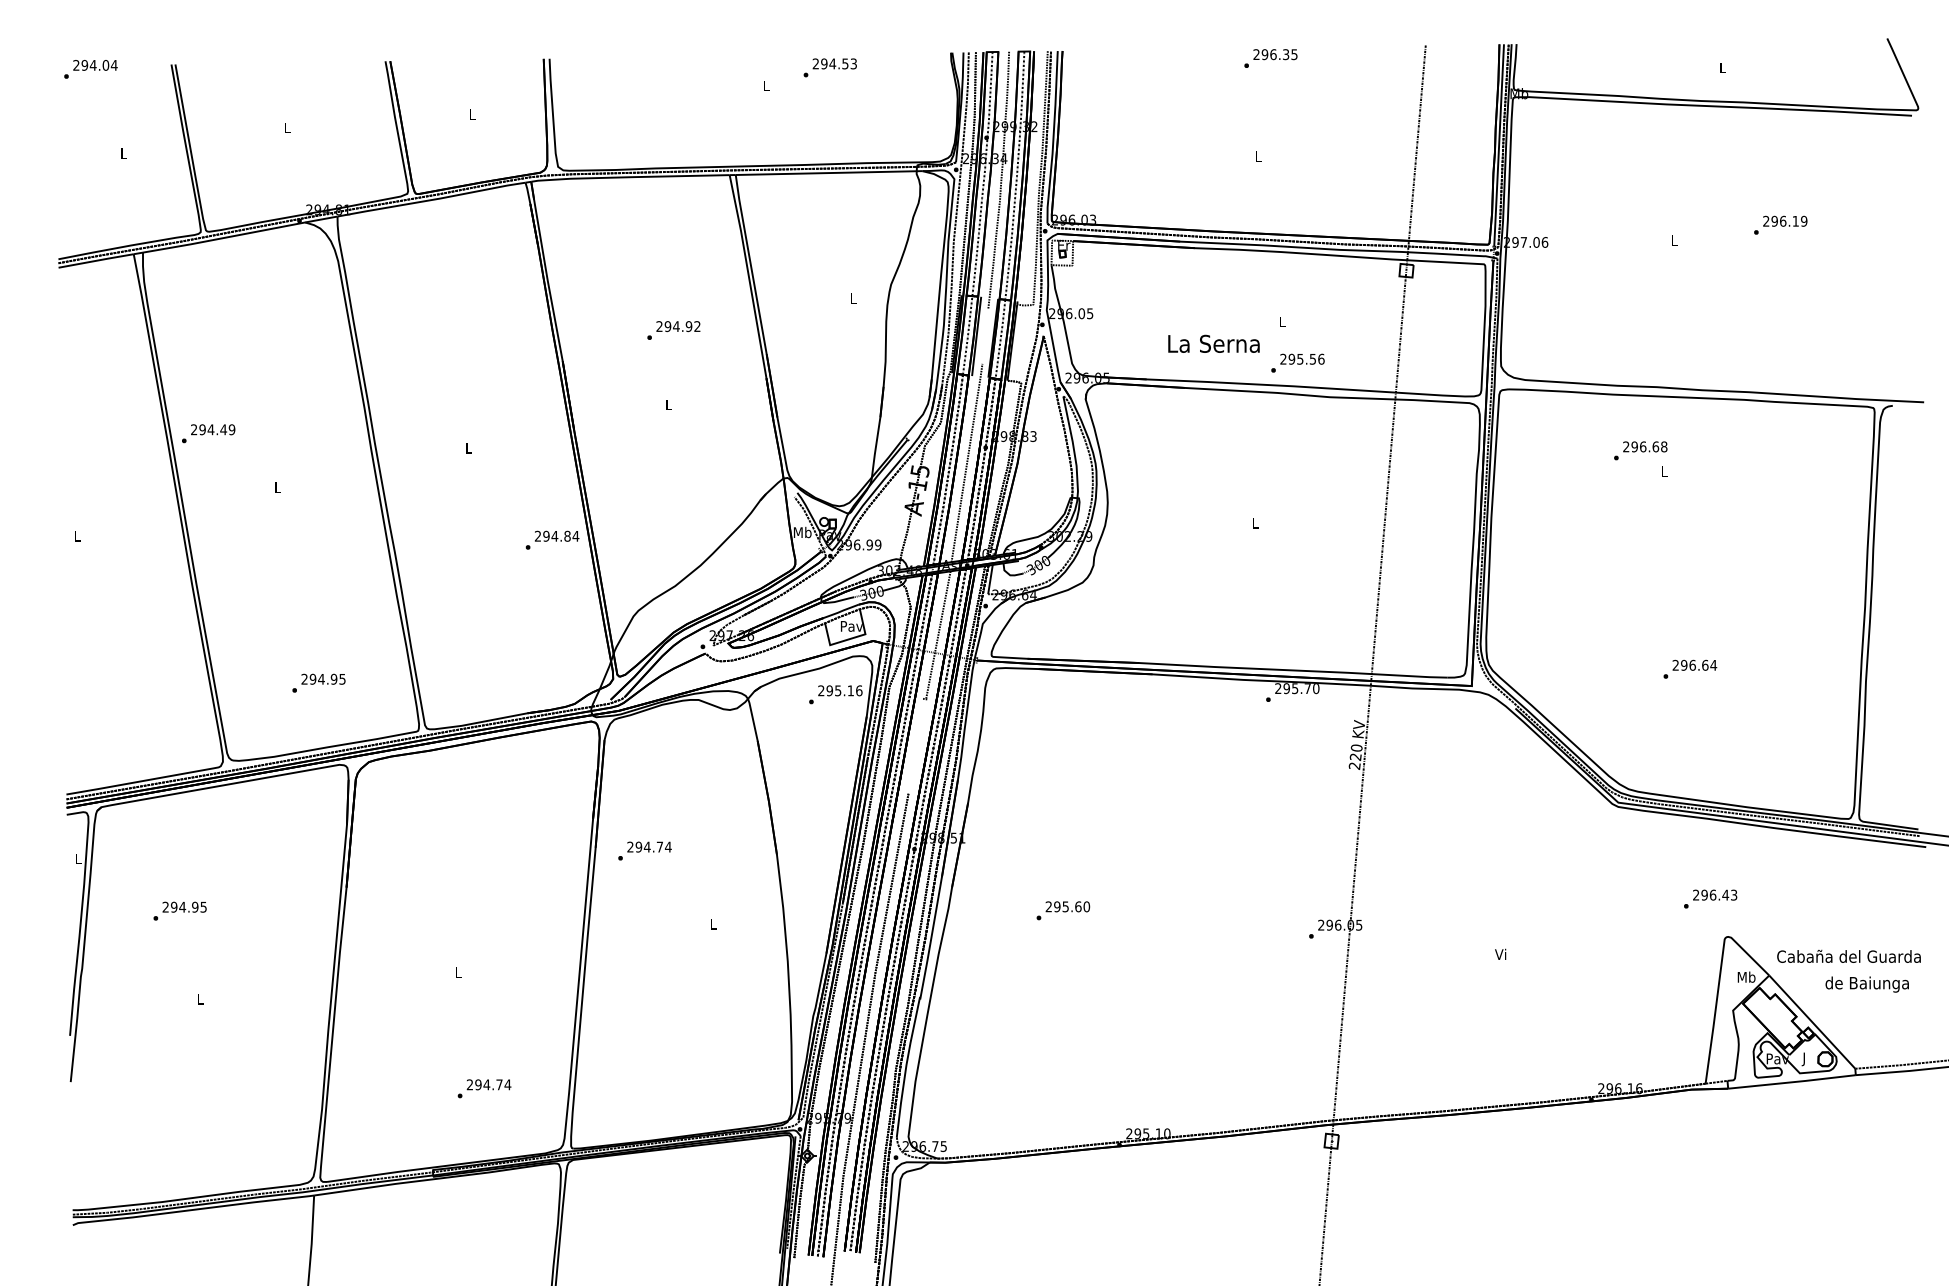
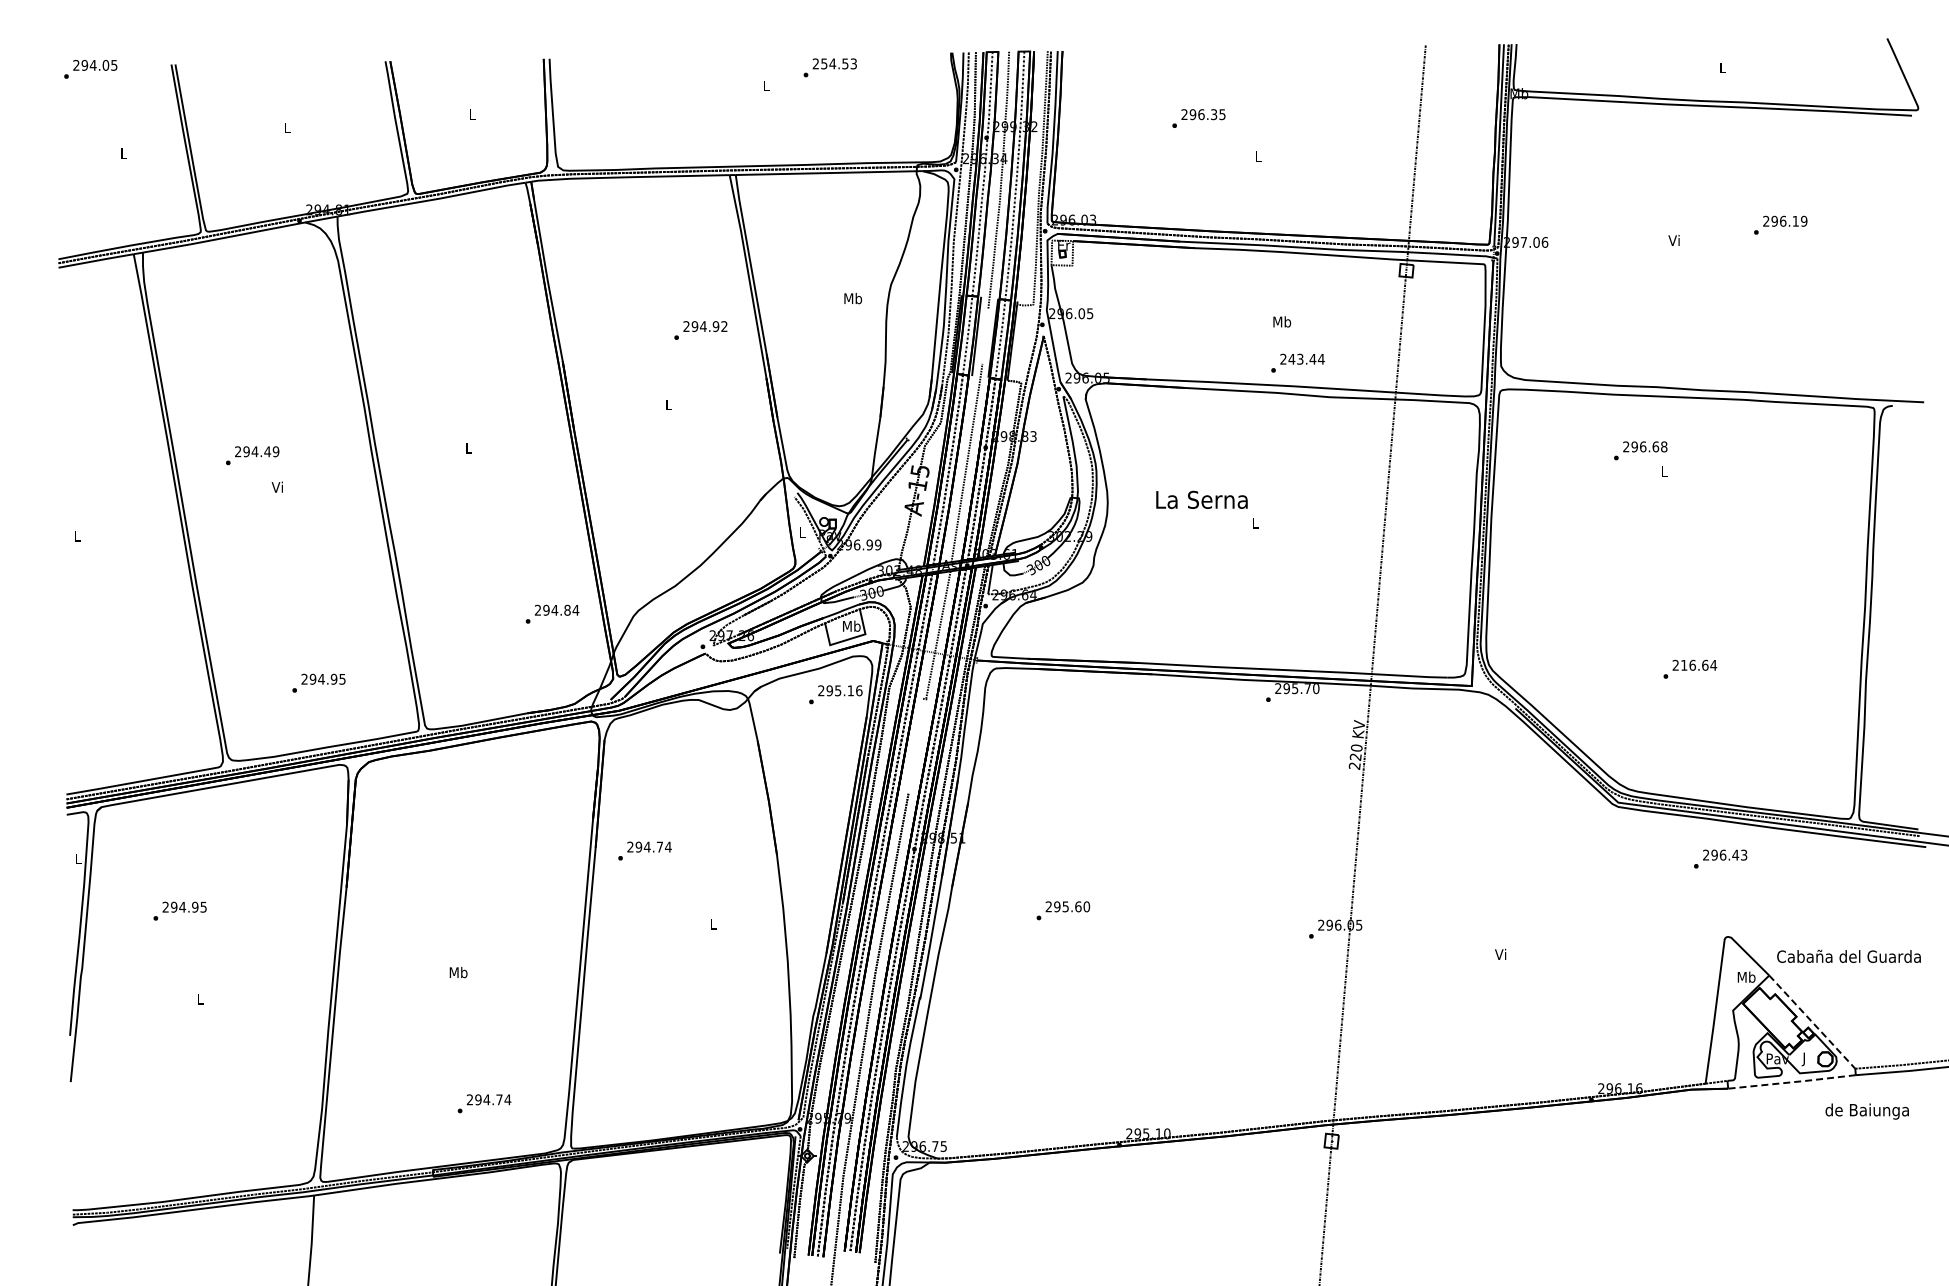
text position: (1270, 58) -> (1198, 118) (1198, 118)
text: 294.53 -> 254.53 (824, 63)
text: 294.04 -> 294.05 (113, 65)
text: L -> Vi (1673, 240)
text: L -> Mb (853, 298)
text: L -> Mb (1282, 321)
text position: (673, 330) -> (700, 330) (700, 330)
text position: (1213, 343) -> (1201, 499) (1201, 499)
text: 295.56 -> 243.44 (1306, 358)
text position: (208, 433) -> (252, 455) (252, 455)
text: L -> Vi (276, 486)
text: Mb -> L (802, 532)
text position: (552, 539) -> (552, 613) (552, 613)
text: Pav -> Mb (851, 625)
text: 296.64 -> 216.64 (1684, 664)
text position: (1710, 898) -> (1720, 858) (1720, 858)
text: L -> Mb (458, 972)
text position: (1866, 984) -> (1866, 1111) (1866, 1111)
line: solid -> dashed (1812, 1022)
line: solid -> dashed (1792, 1082)
text position: (484, 1088) -> (484, 1103) (484, 1103)
